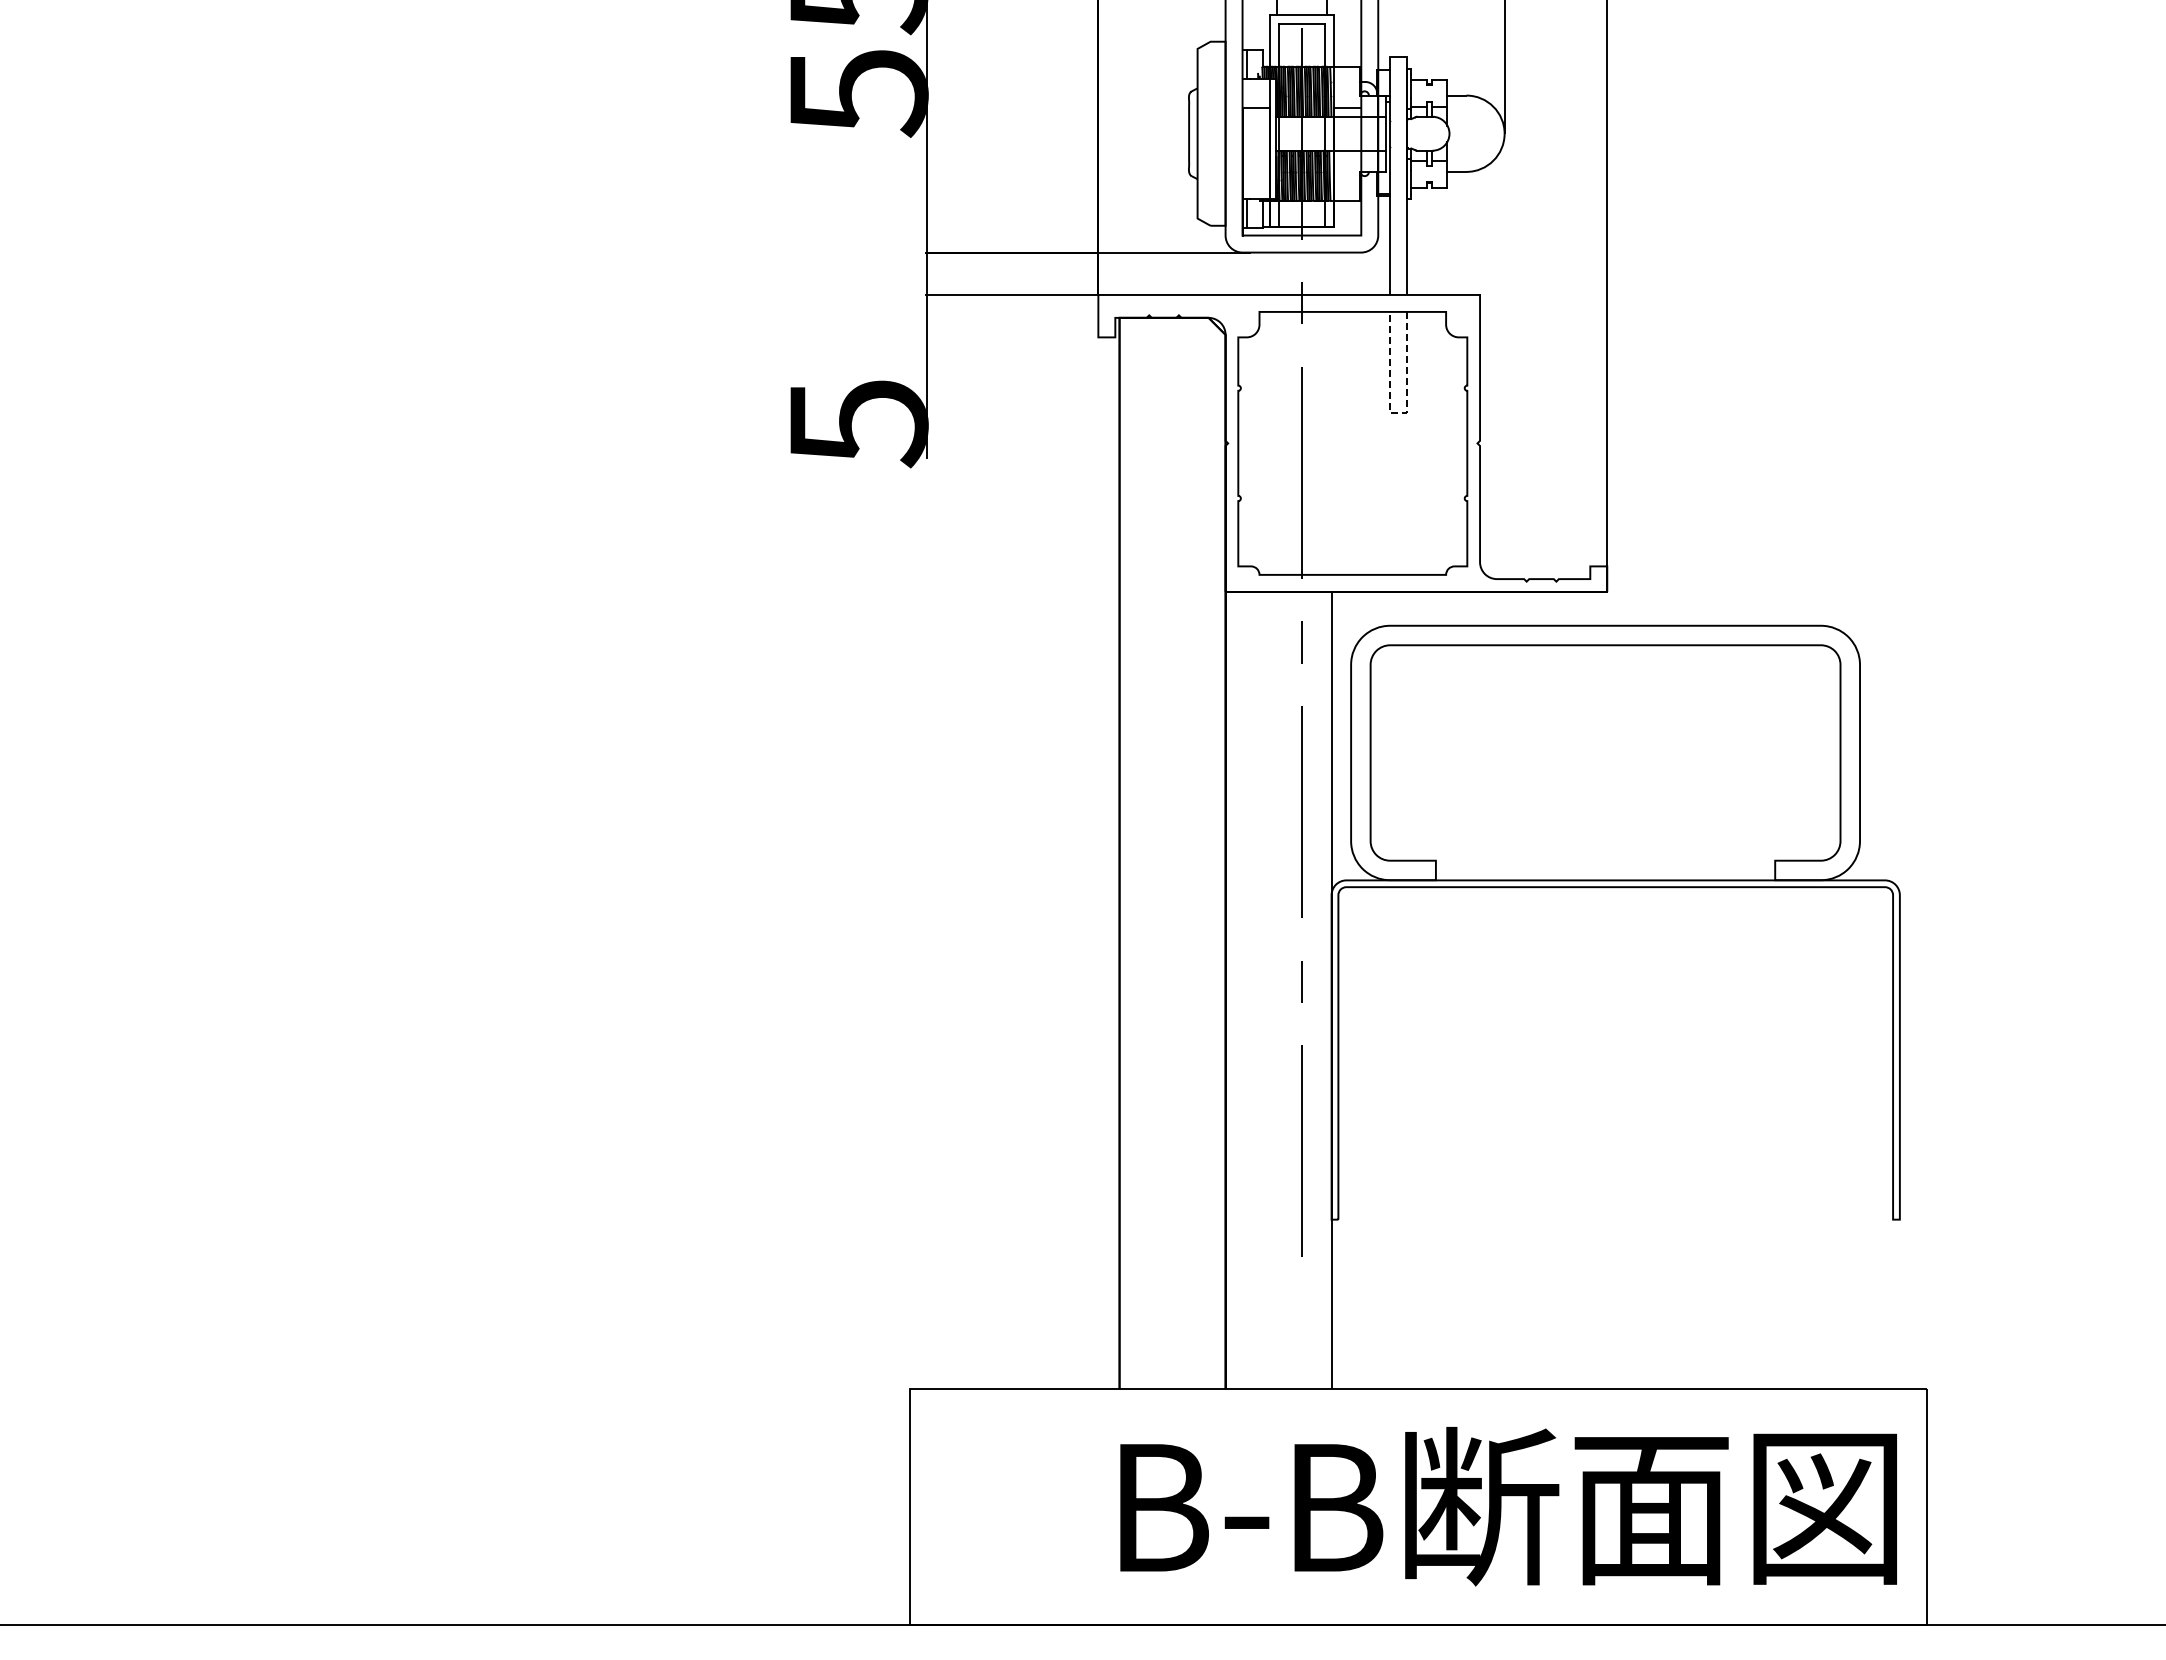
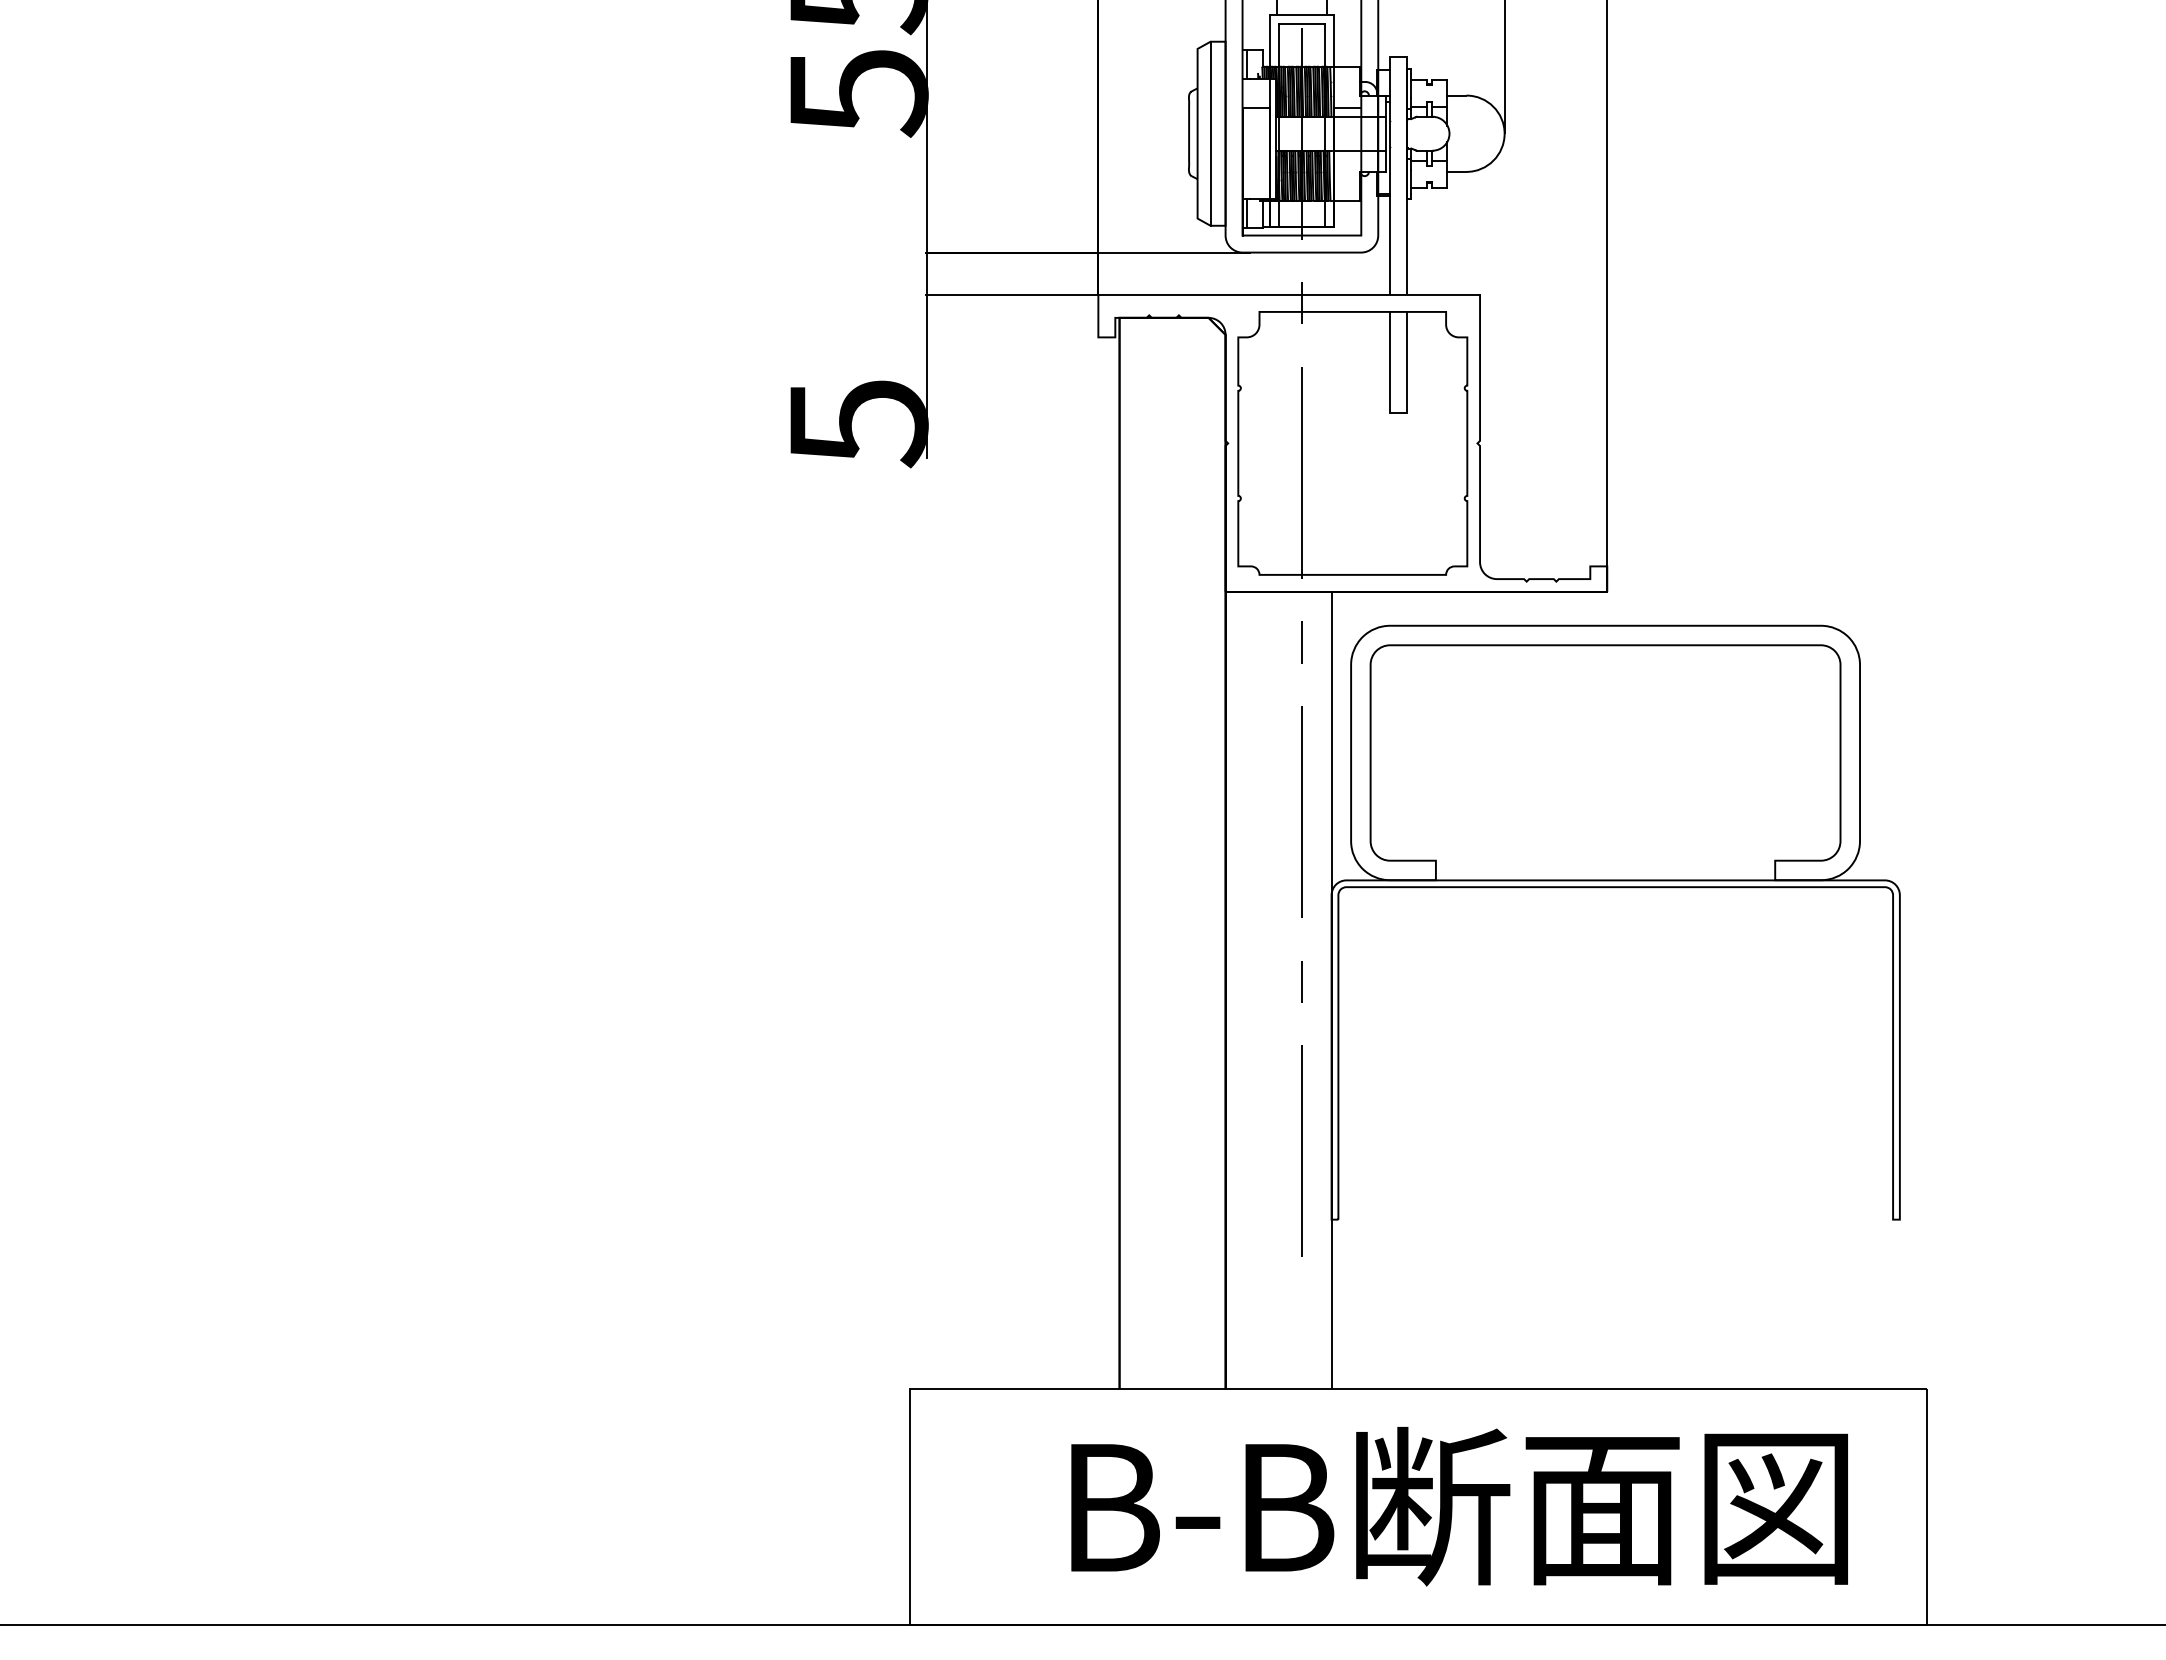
line: none -> present (1210, 133)
line: dashed -> solid (1398, 412)
text position: (1508, 1506) -> (1459, 1506) (1459, 1506)
